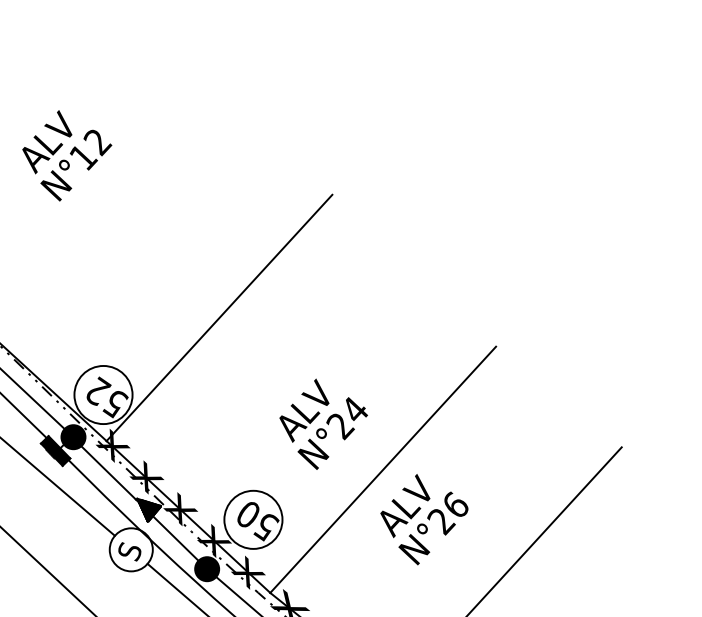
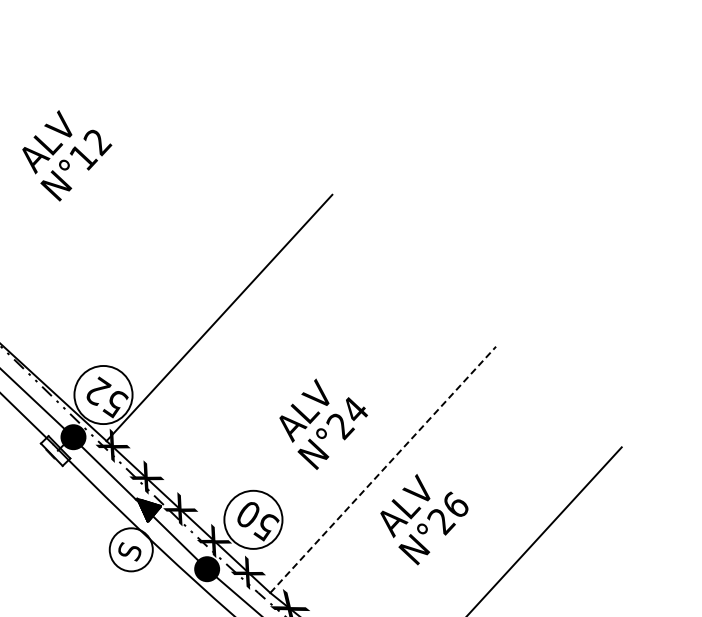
fill: present -> none (55, 450)
line: solid -> dashed (383, 469)
line: present -> none (58, 487)
line: present -> none (47, 570)
line: present -> none (176, 588)
